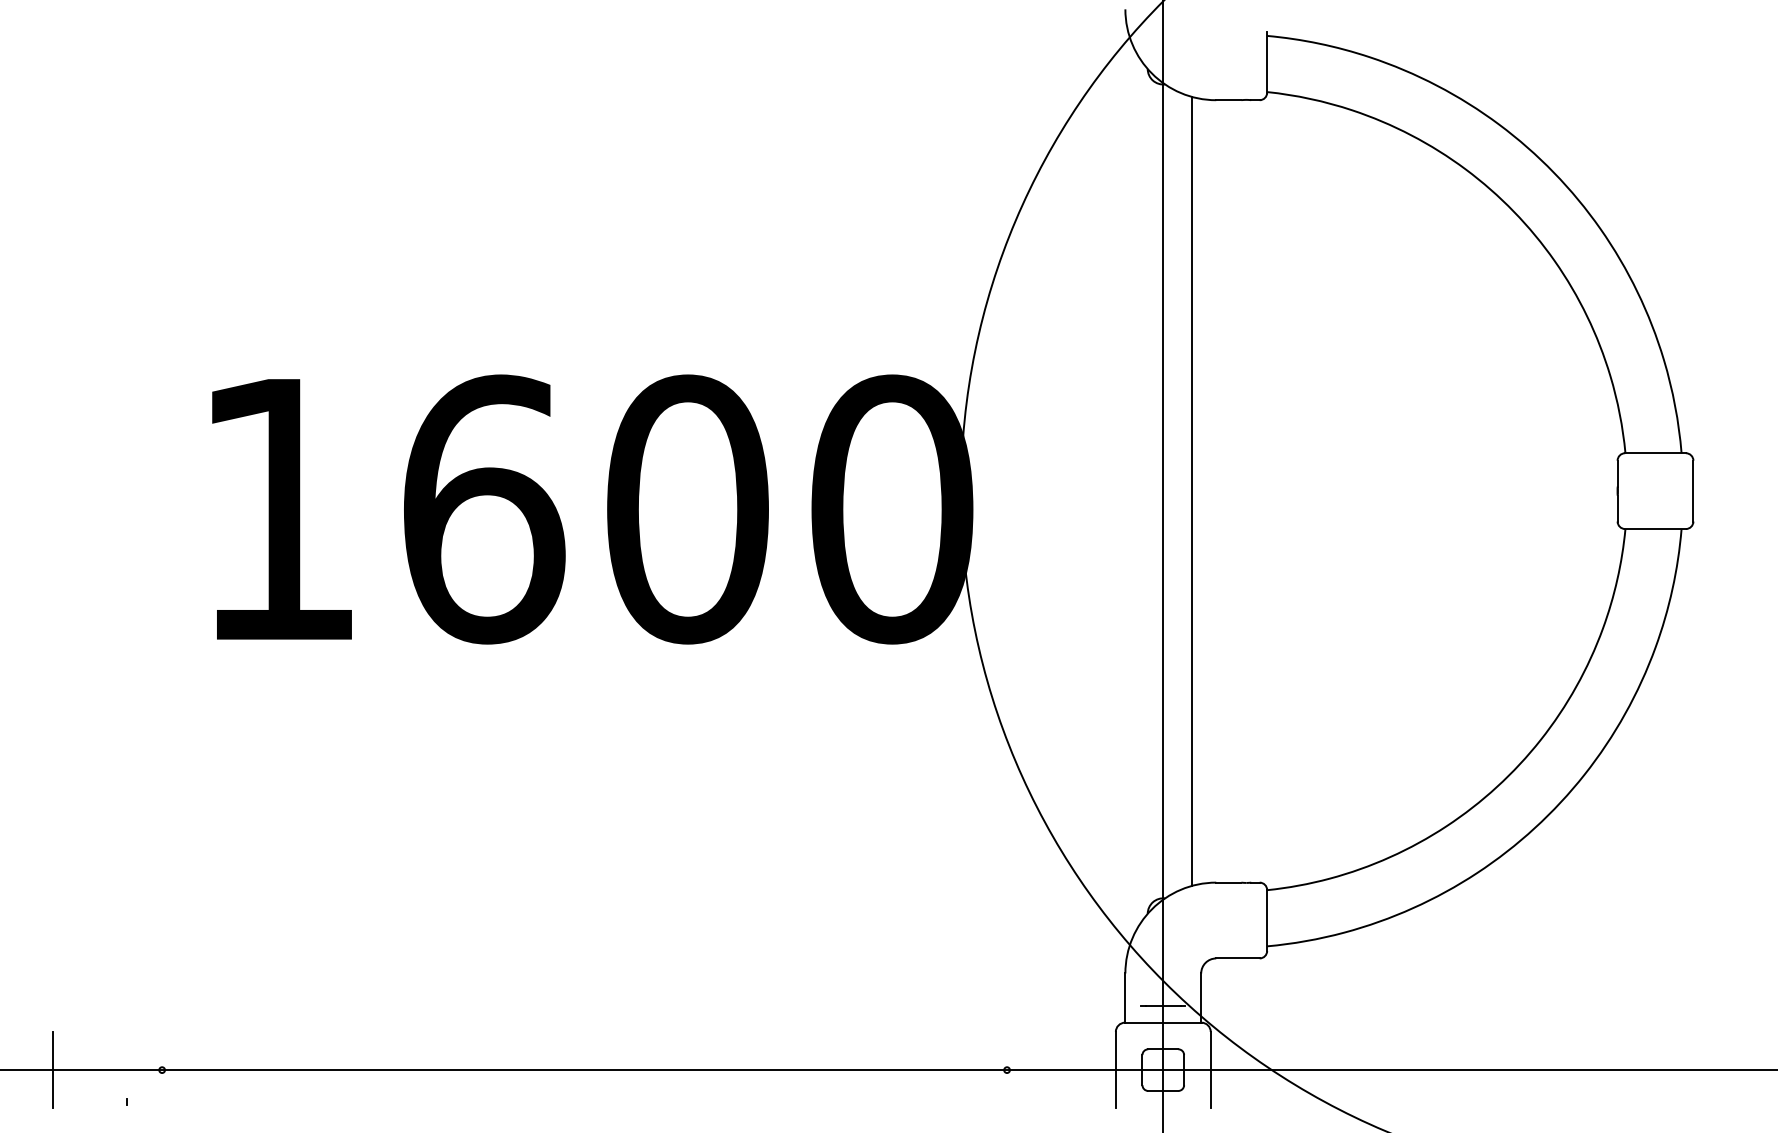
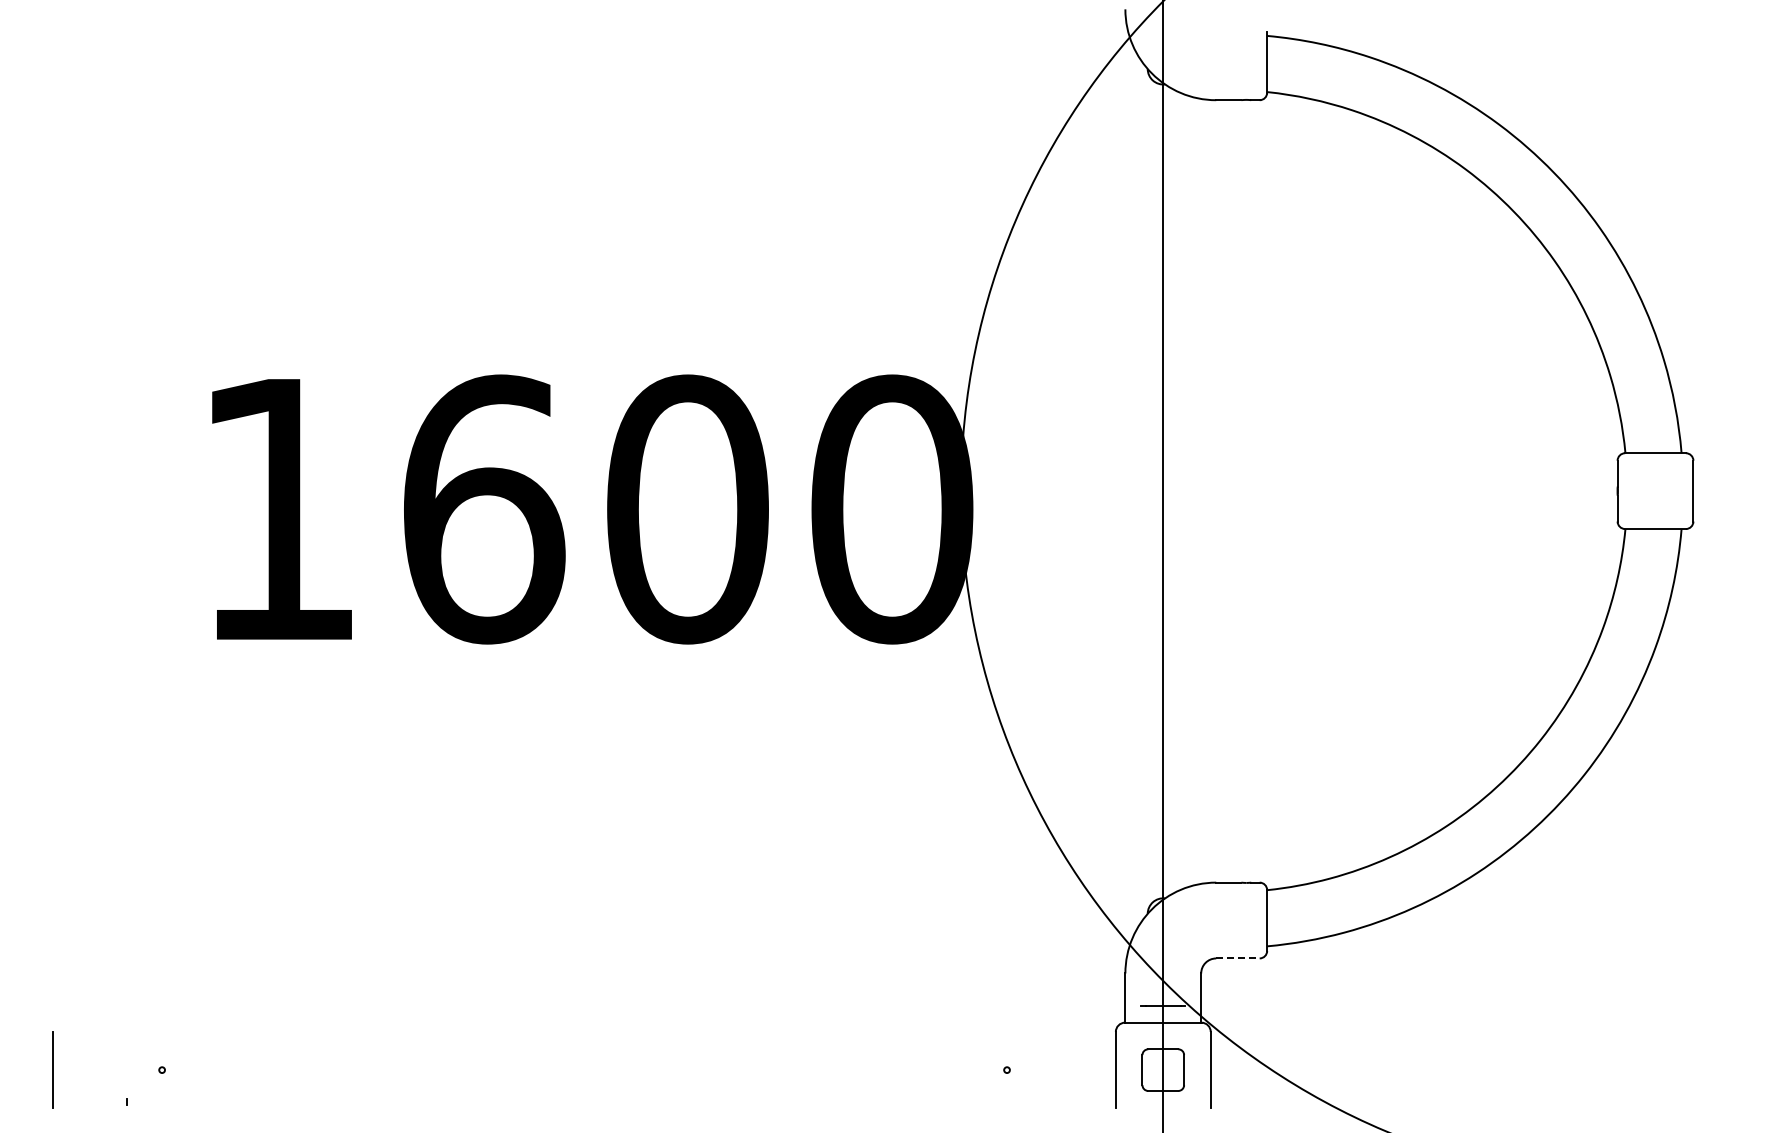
line: present -> none (1192, 490)
line: solid -> dashed (1237, 958)
line: present -> none (888, 1070)
